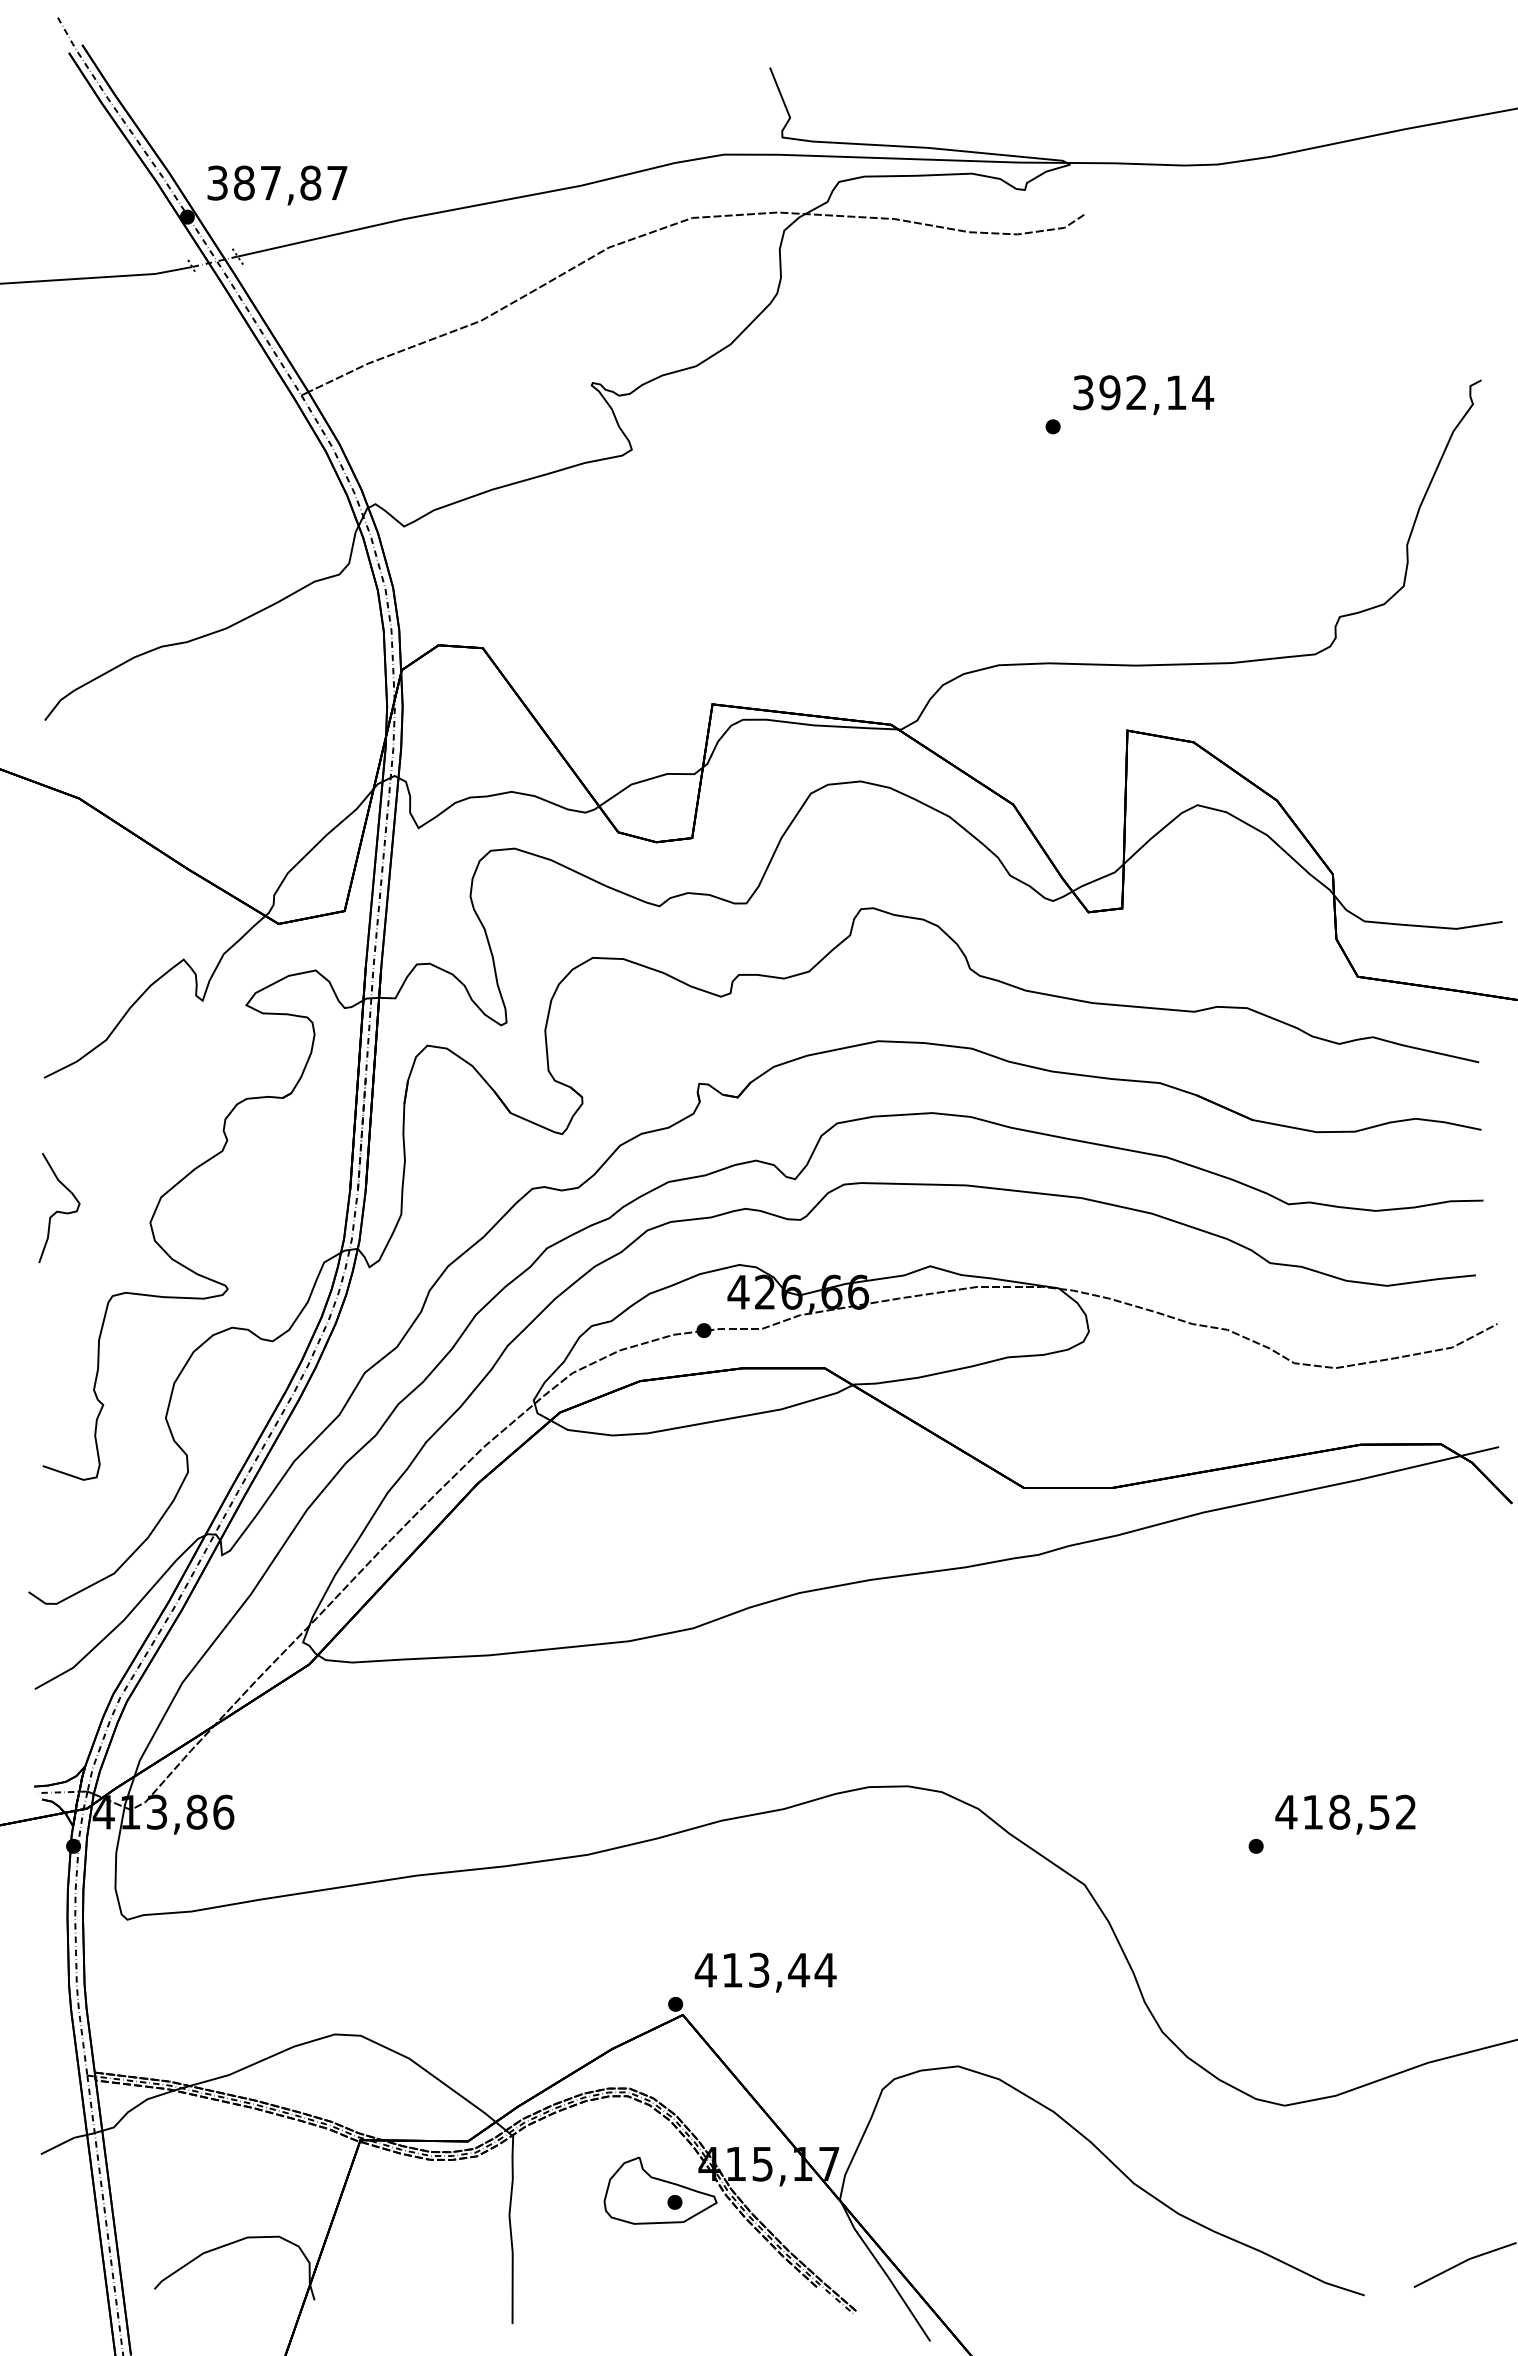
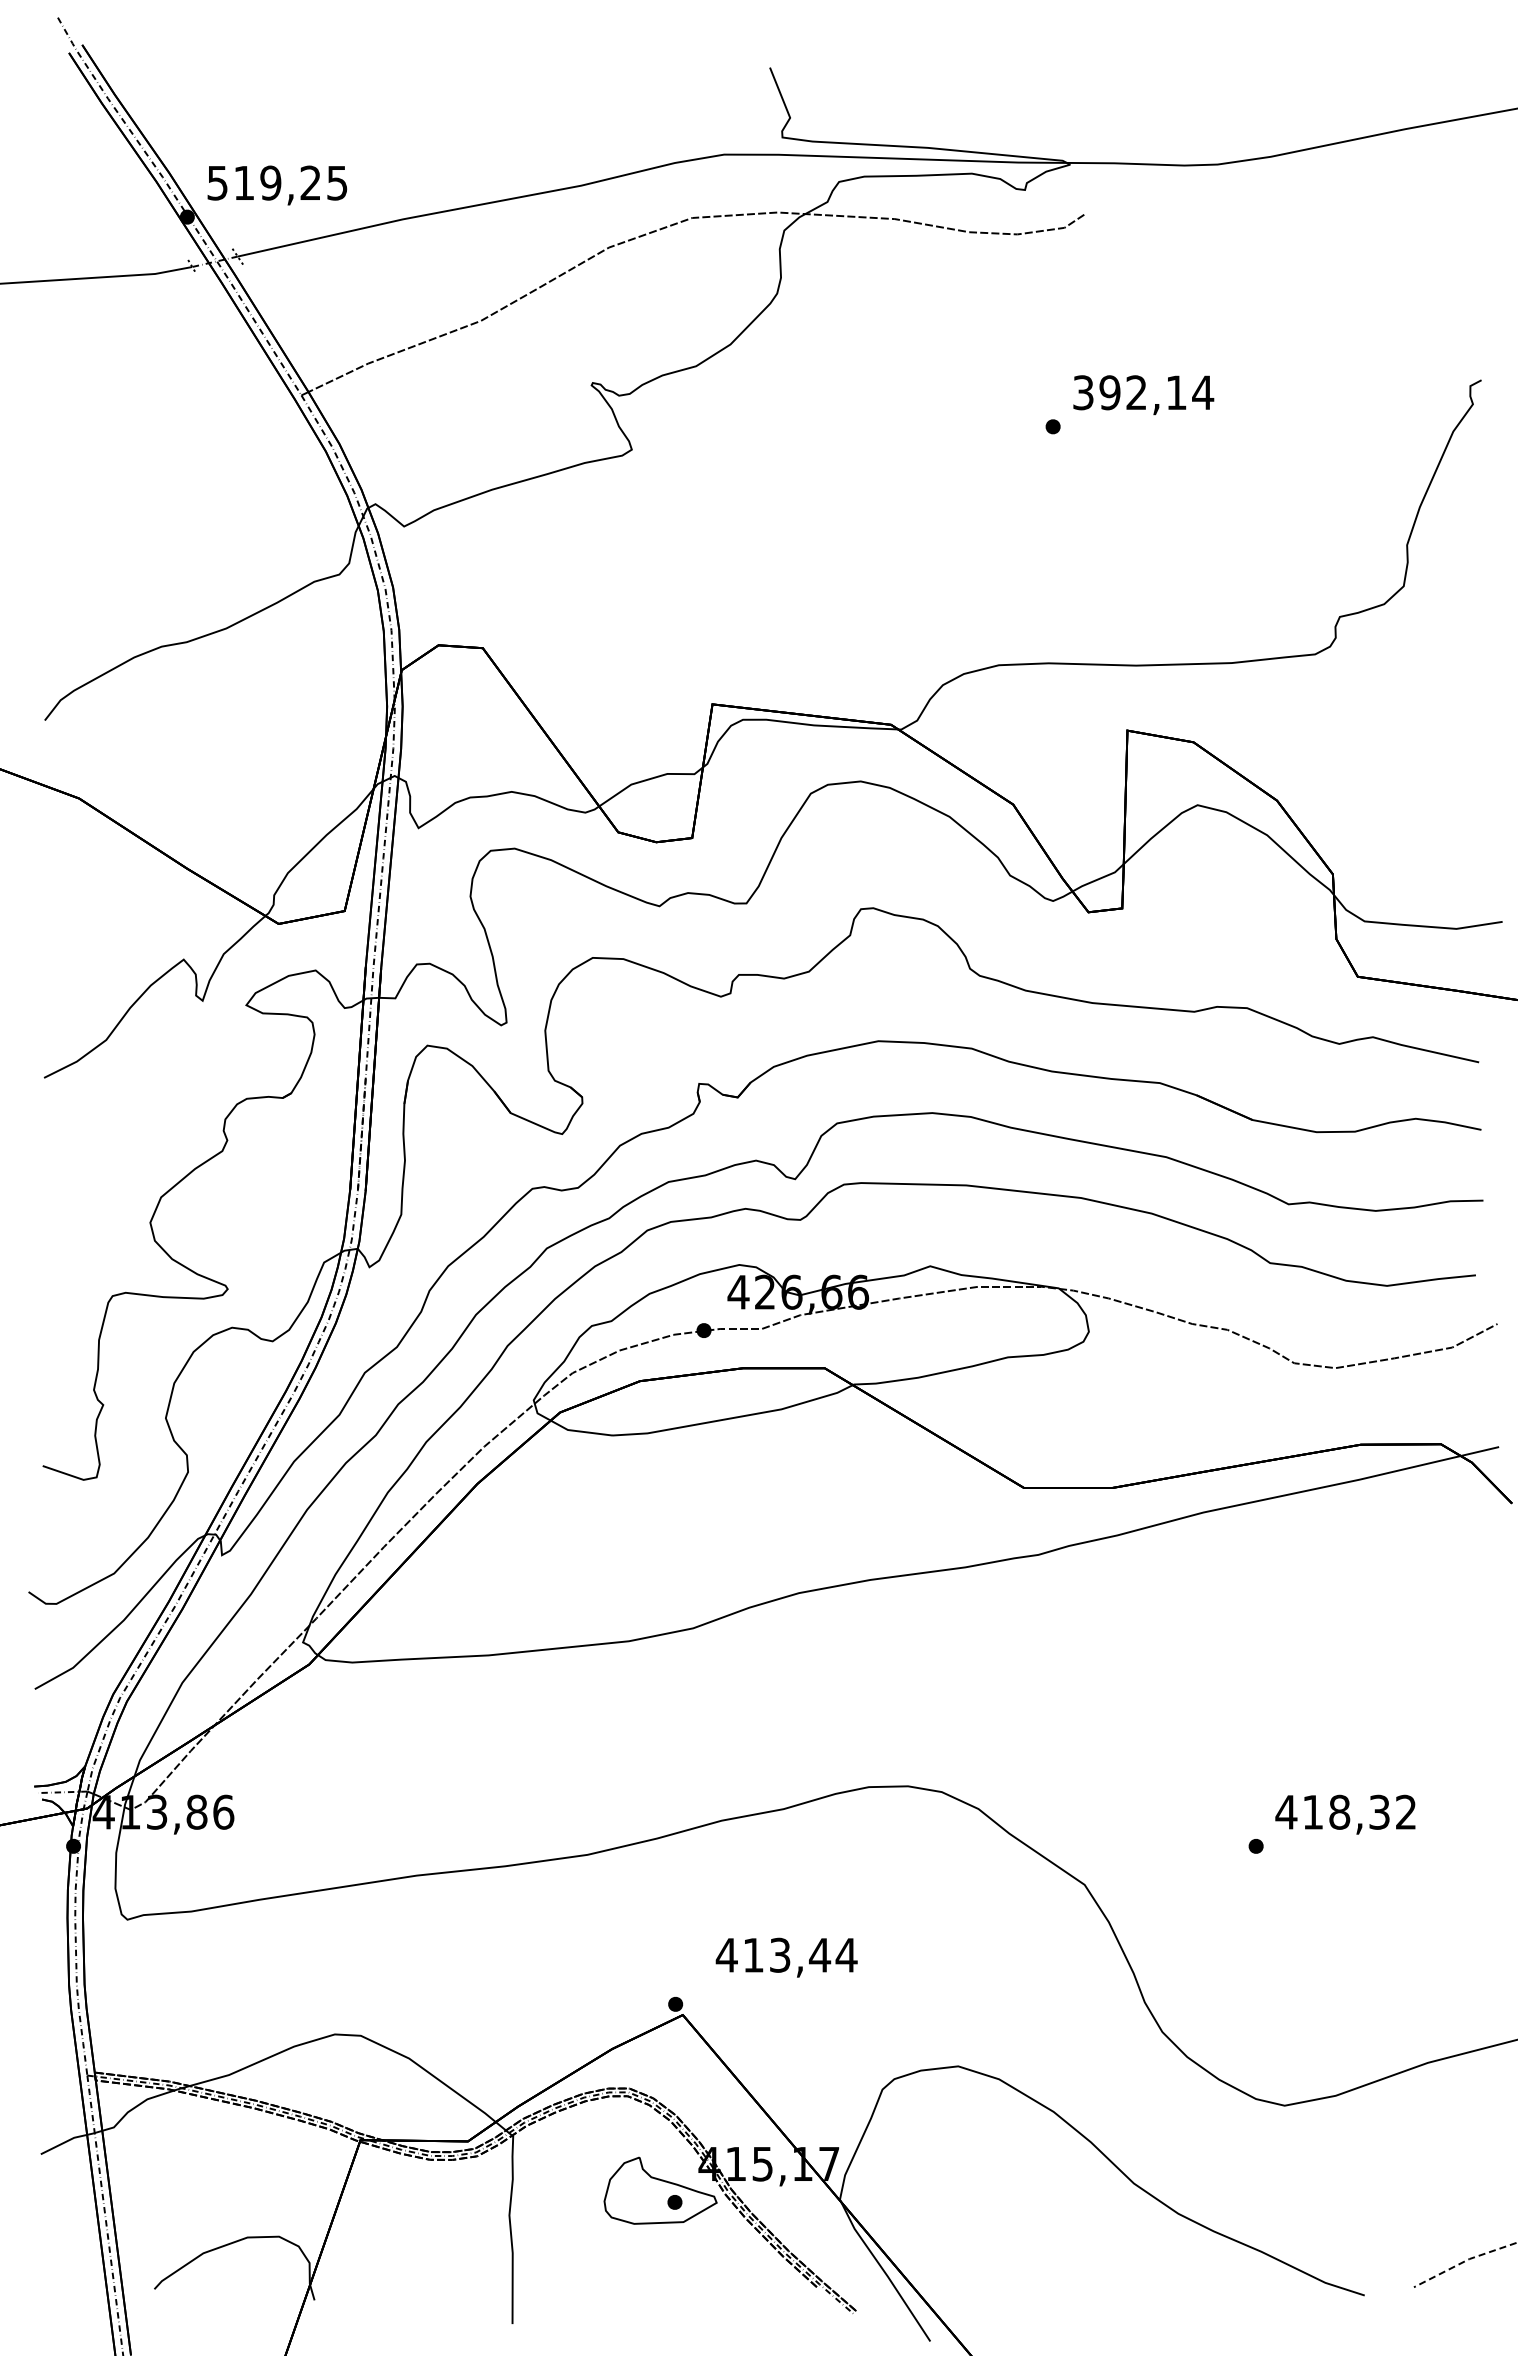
text: 387,87 -> 519,25 (277, 182)
curve: present -> none (57, 1210)
text: 418,52 -> 418,32 (1379, 1811)
text position: (765, 1972) -> (786, 1957) (786, 1957)
line: solid -> dashed (1464, 2261)
